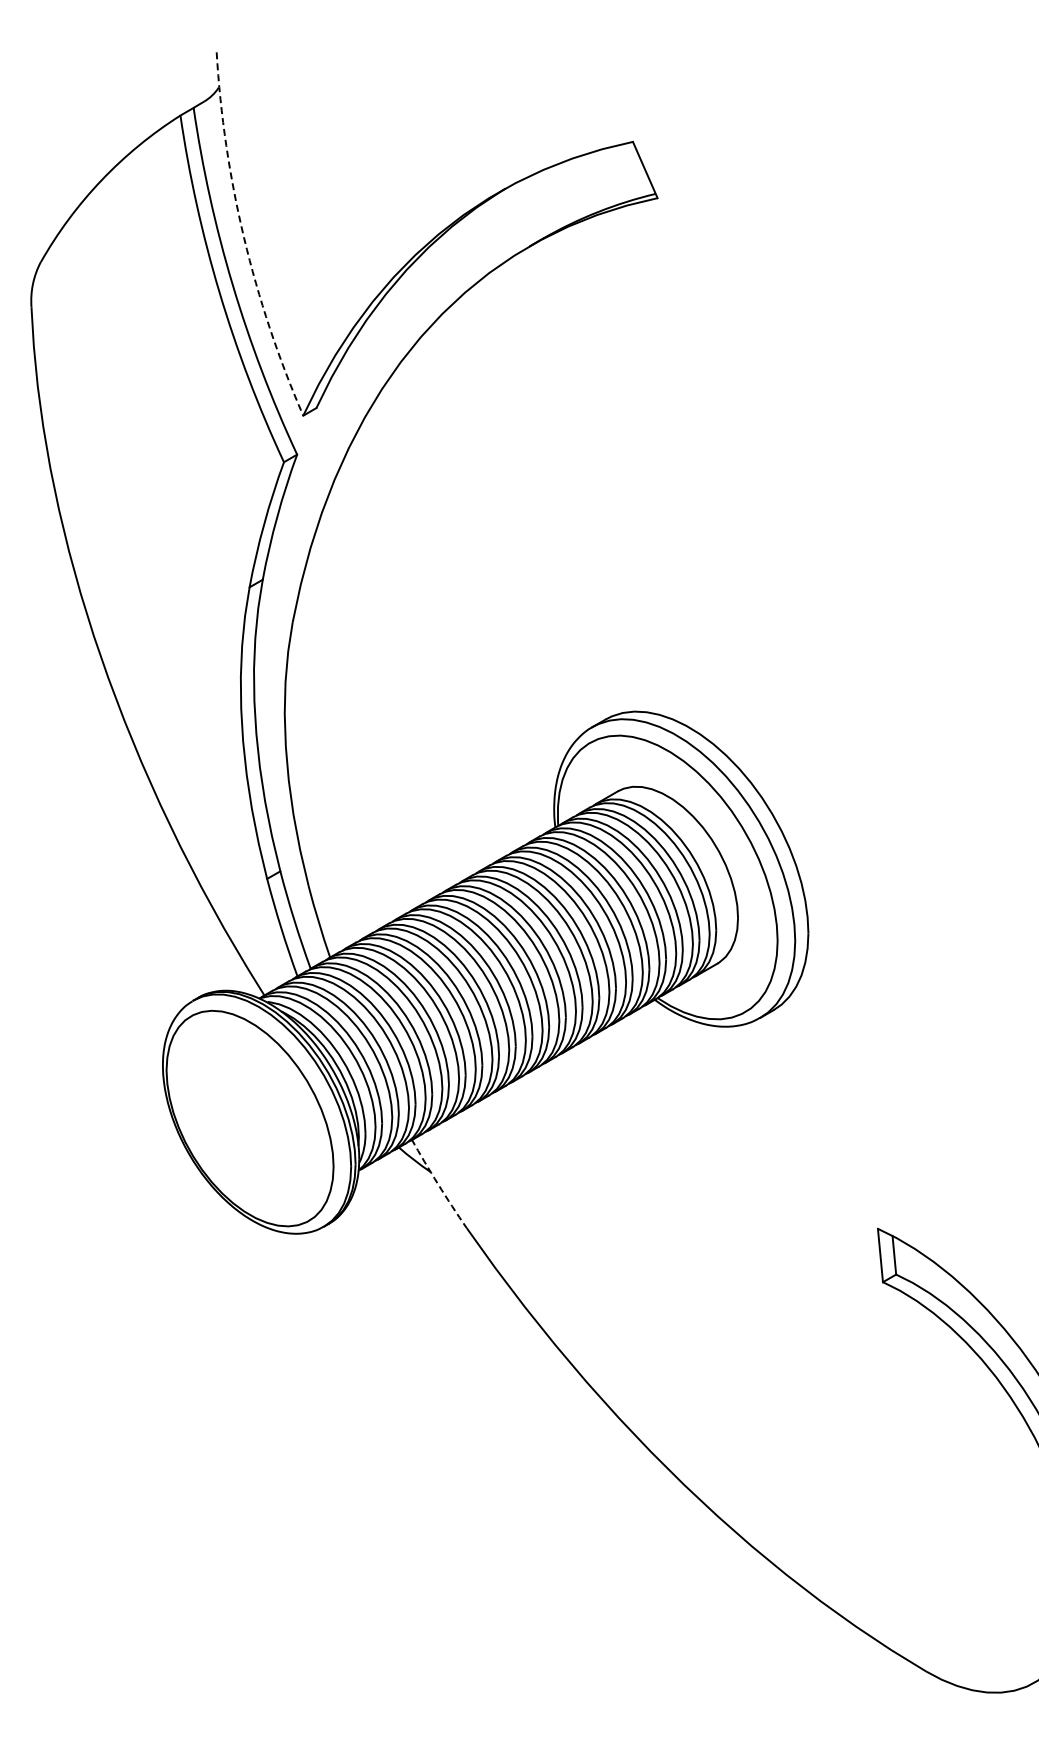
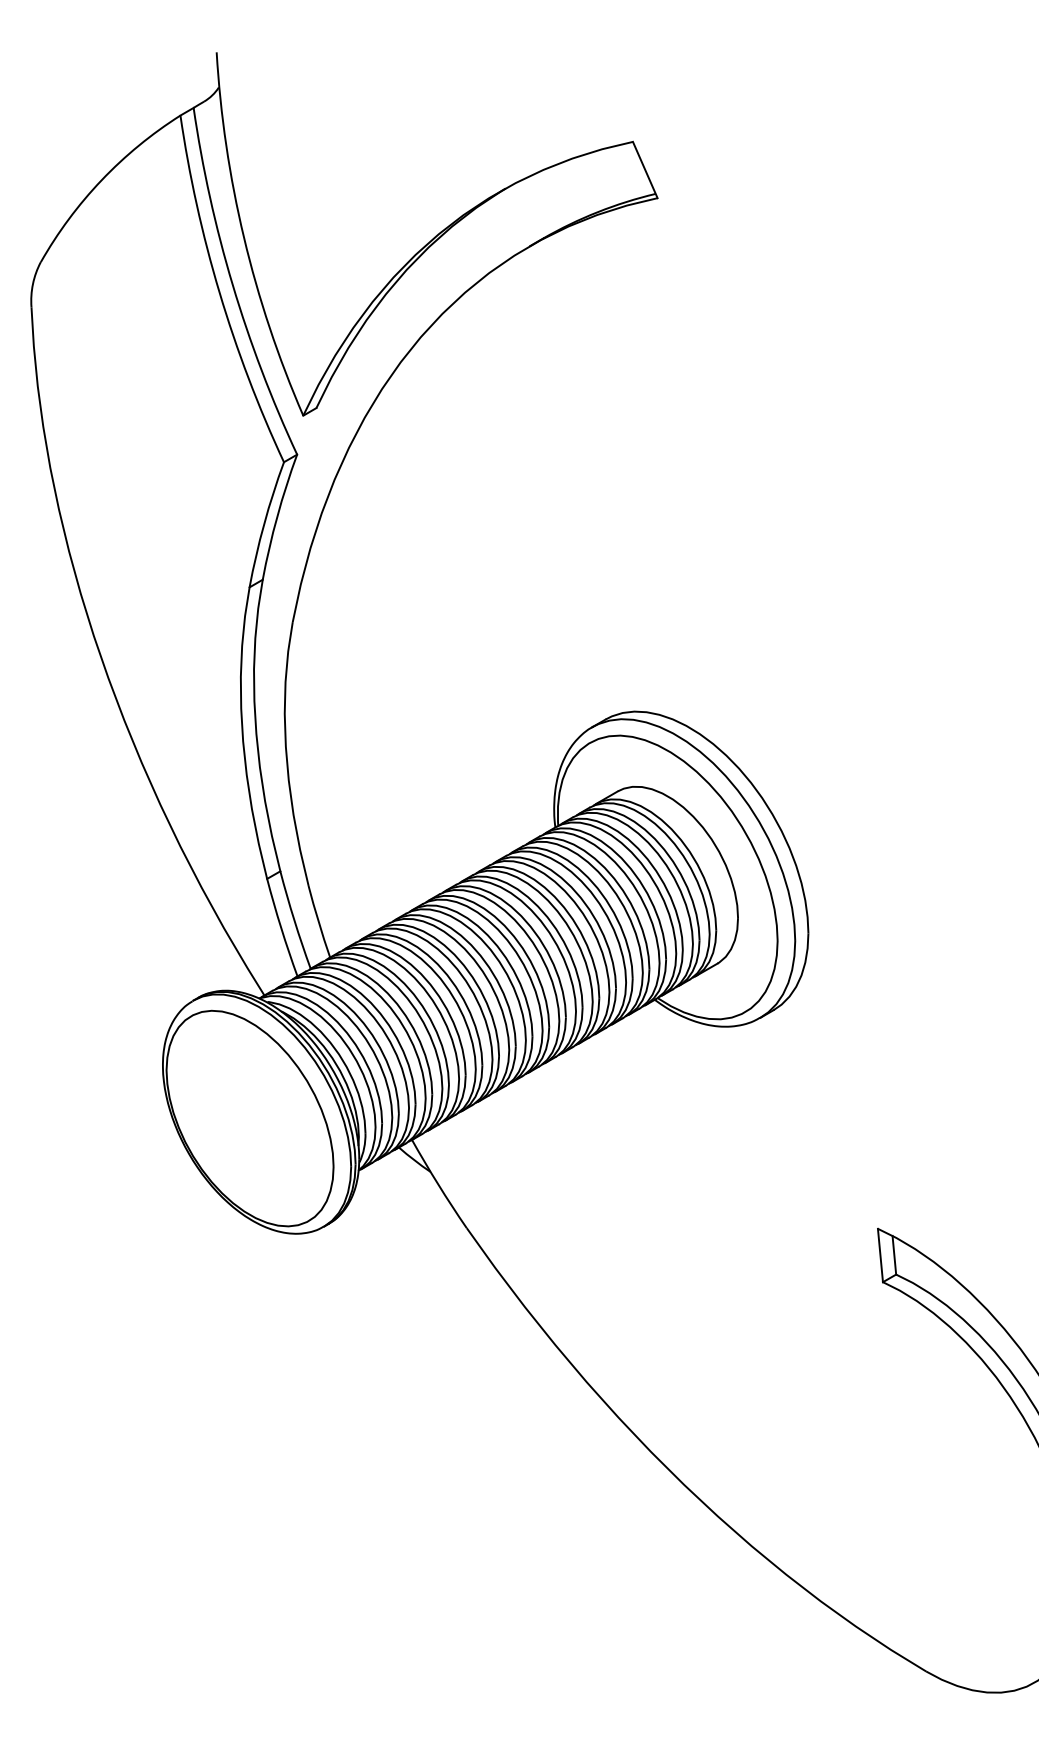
arc: dashed -> solid (244, 237)
arc: dashed -> solid (438, 1184)
